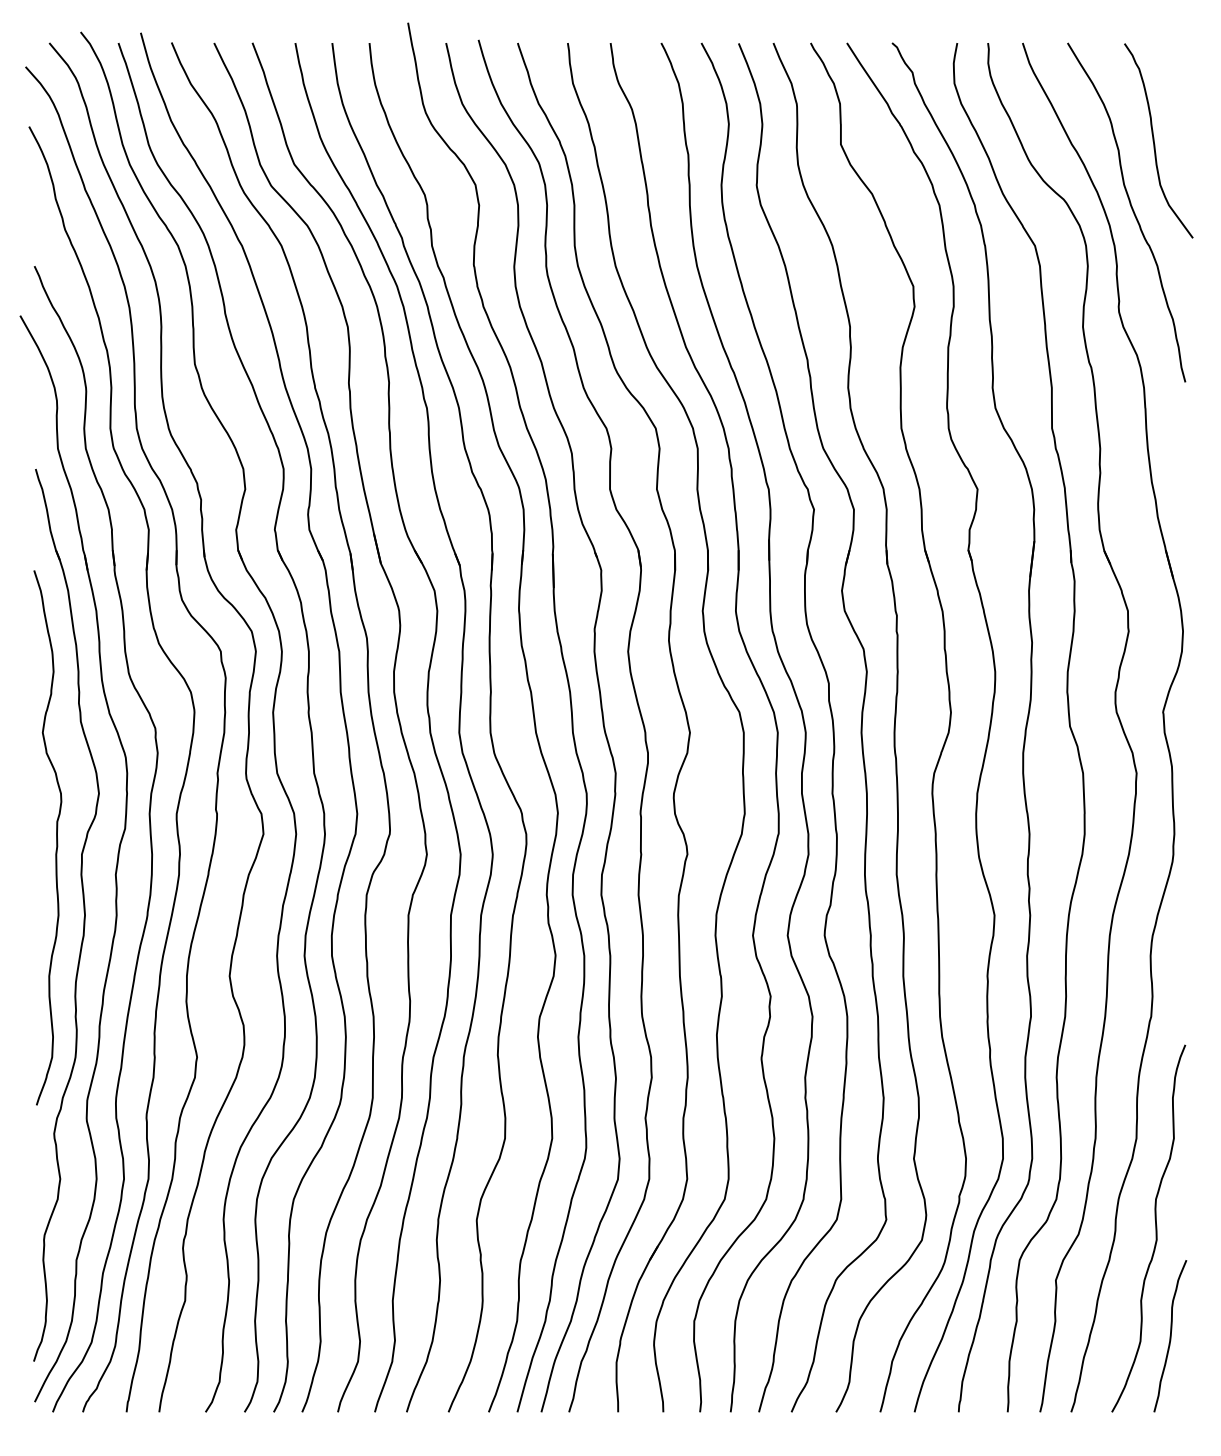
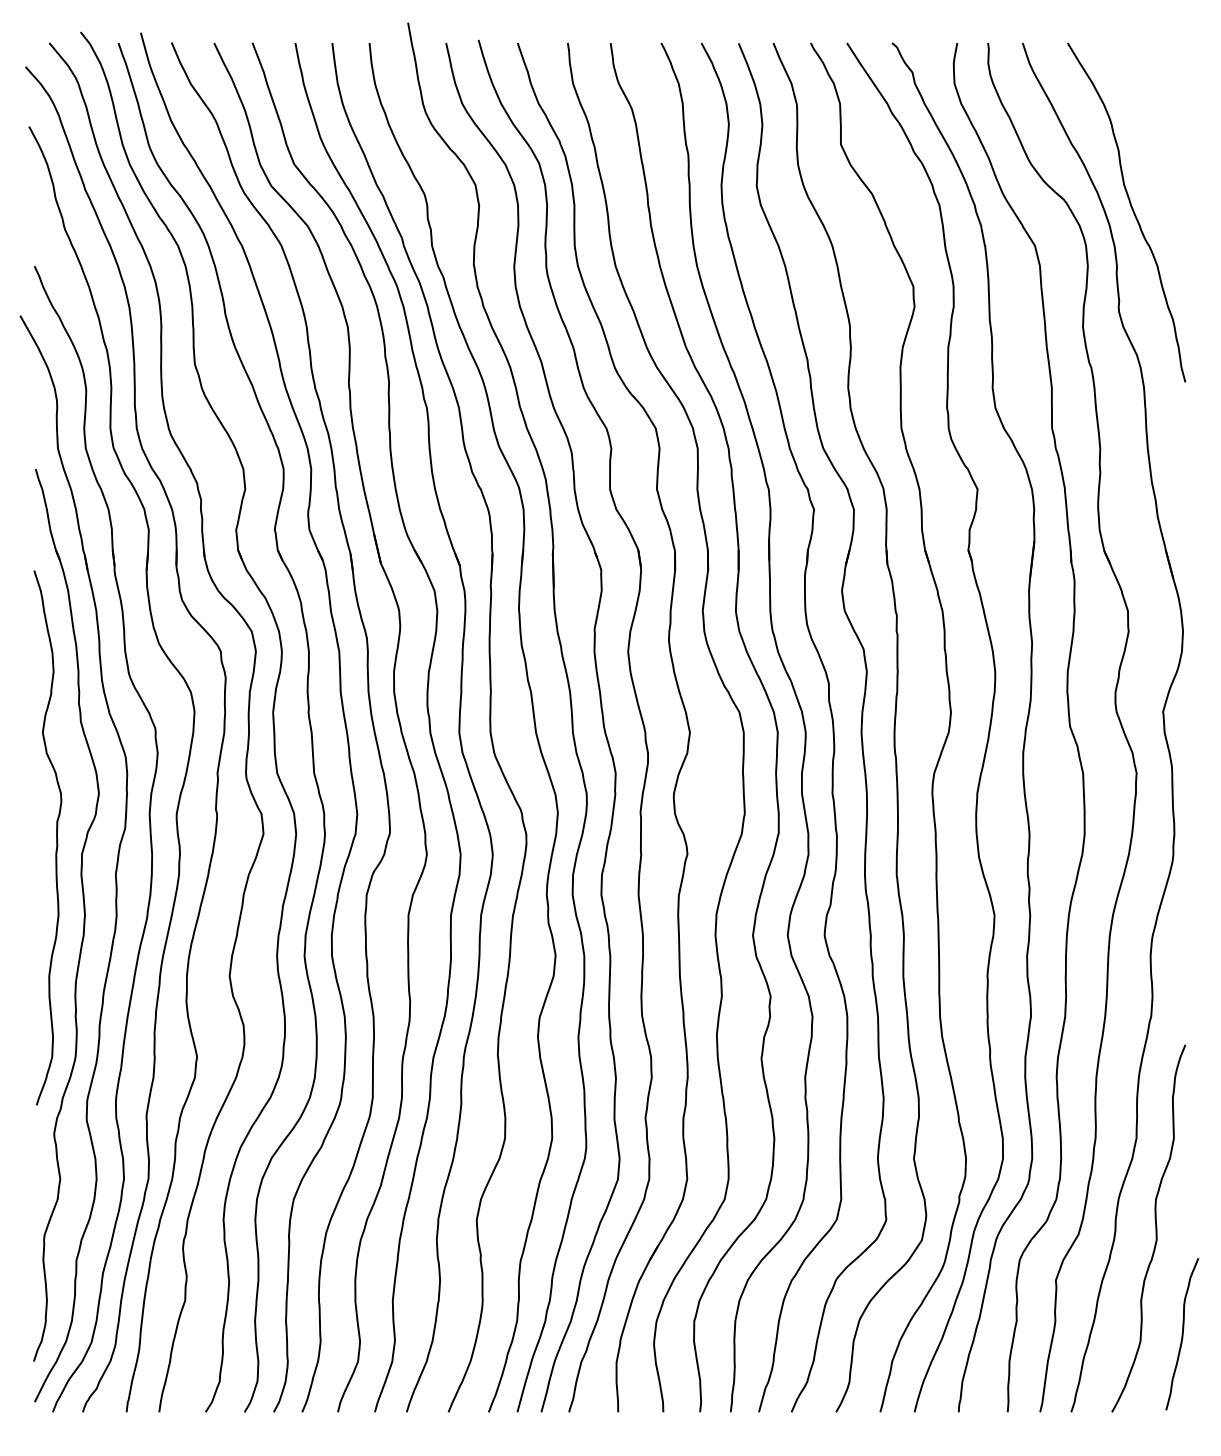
curve: present -> none (1154, 140)
curve position: (1170, 1336) -> (1182, 1334) (1182, 1334)
